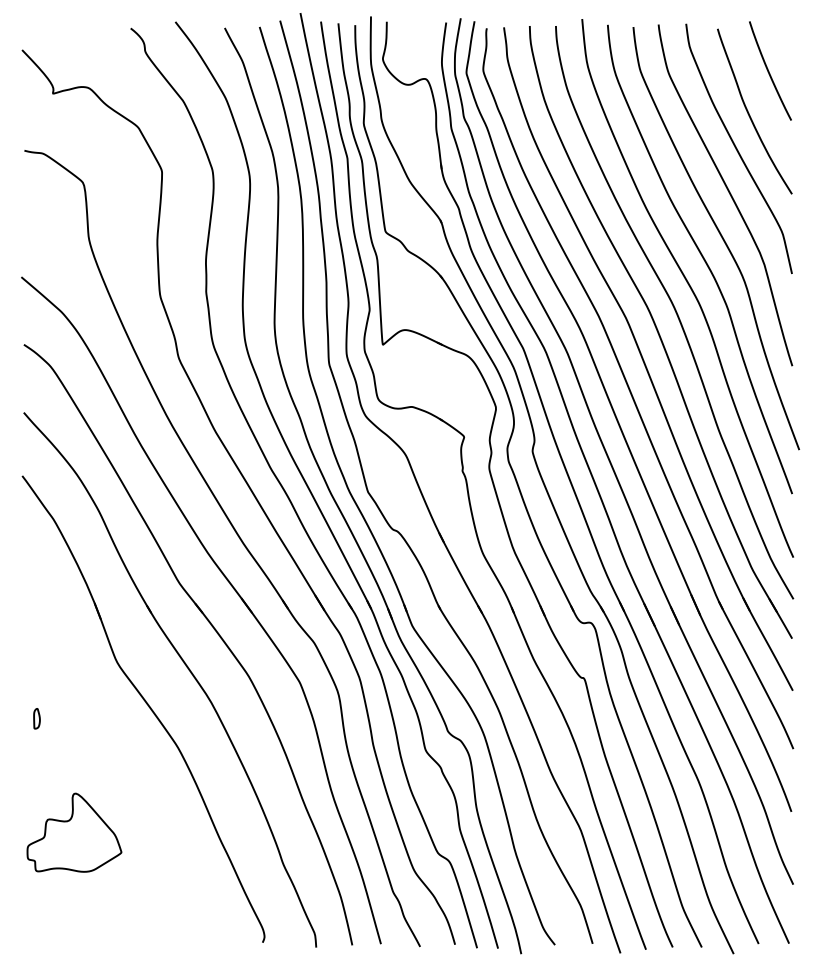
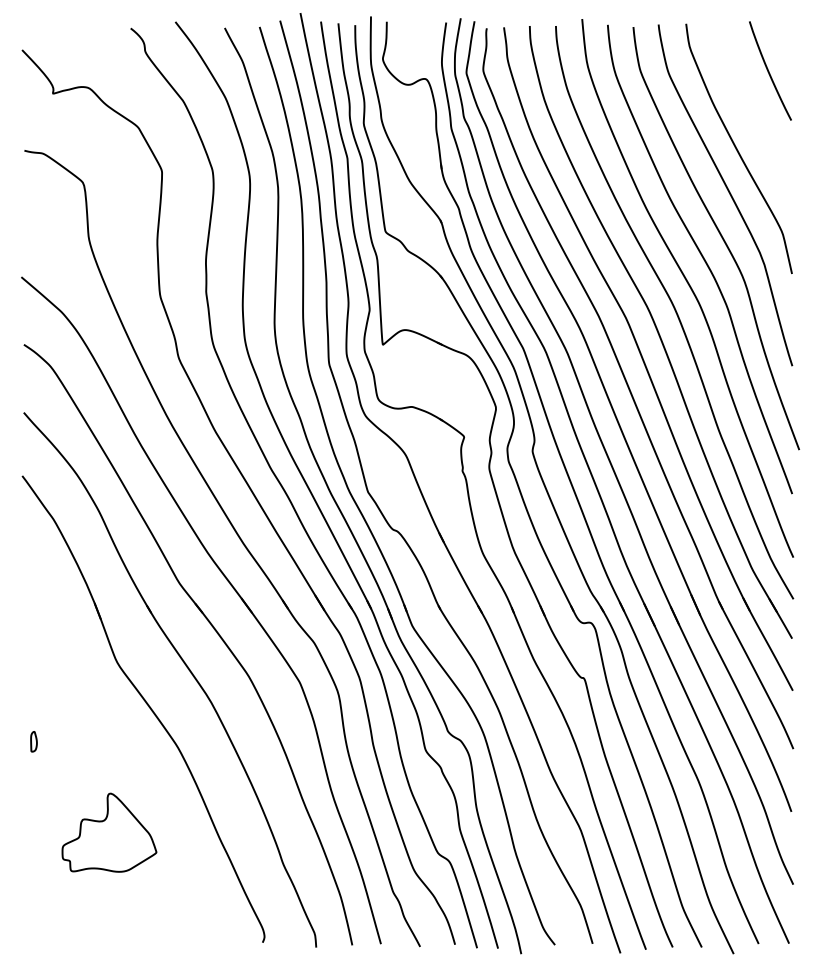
curve: present -> none (749, 113)
part position: (36, 718) -> (33, 741) (33, 741)
part position: (74, 832) -> (109, 832) (109, 832)
